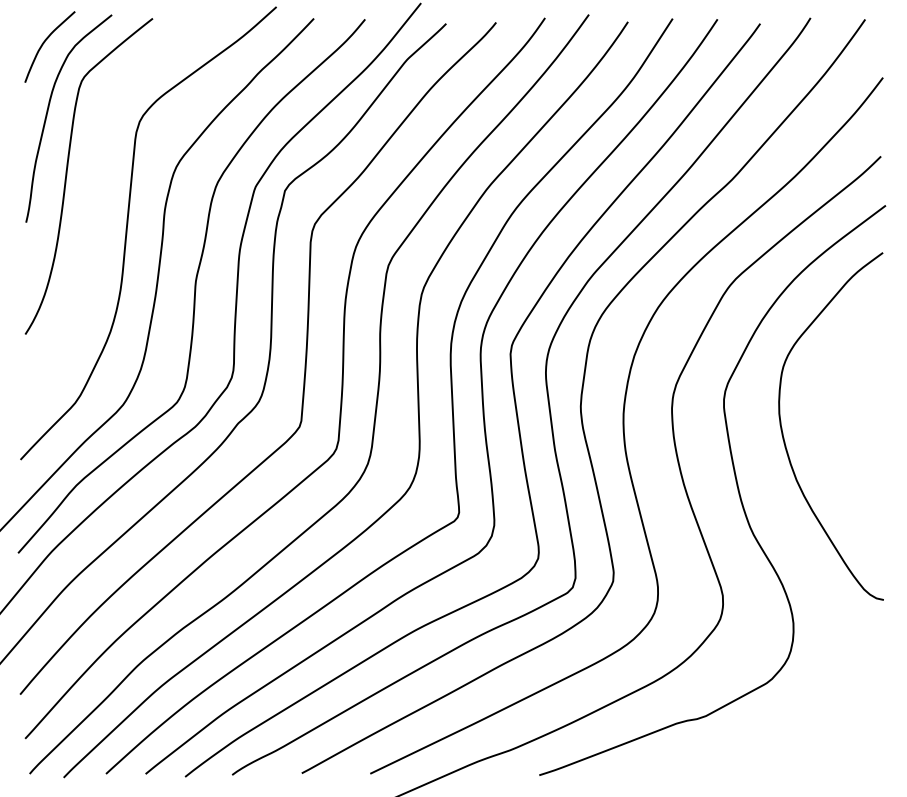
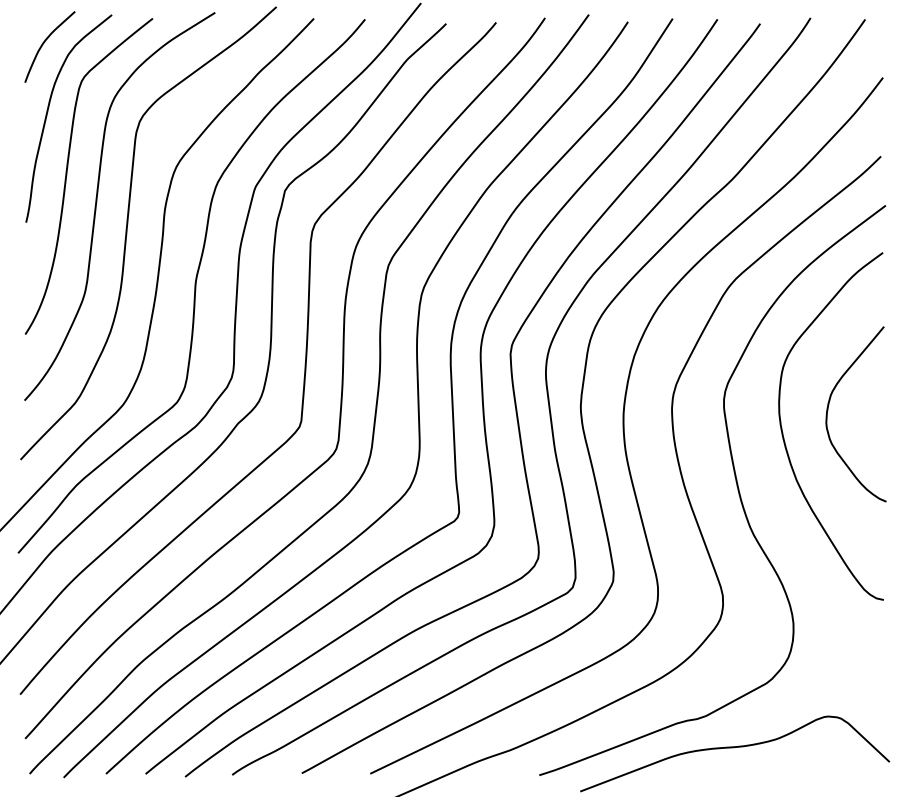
curve: none -> present (97, 202)
curve: none -> present (828, 410)
curve: none -> present (734, 748)
